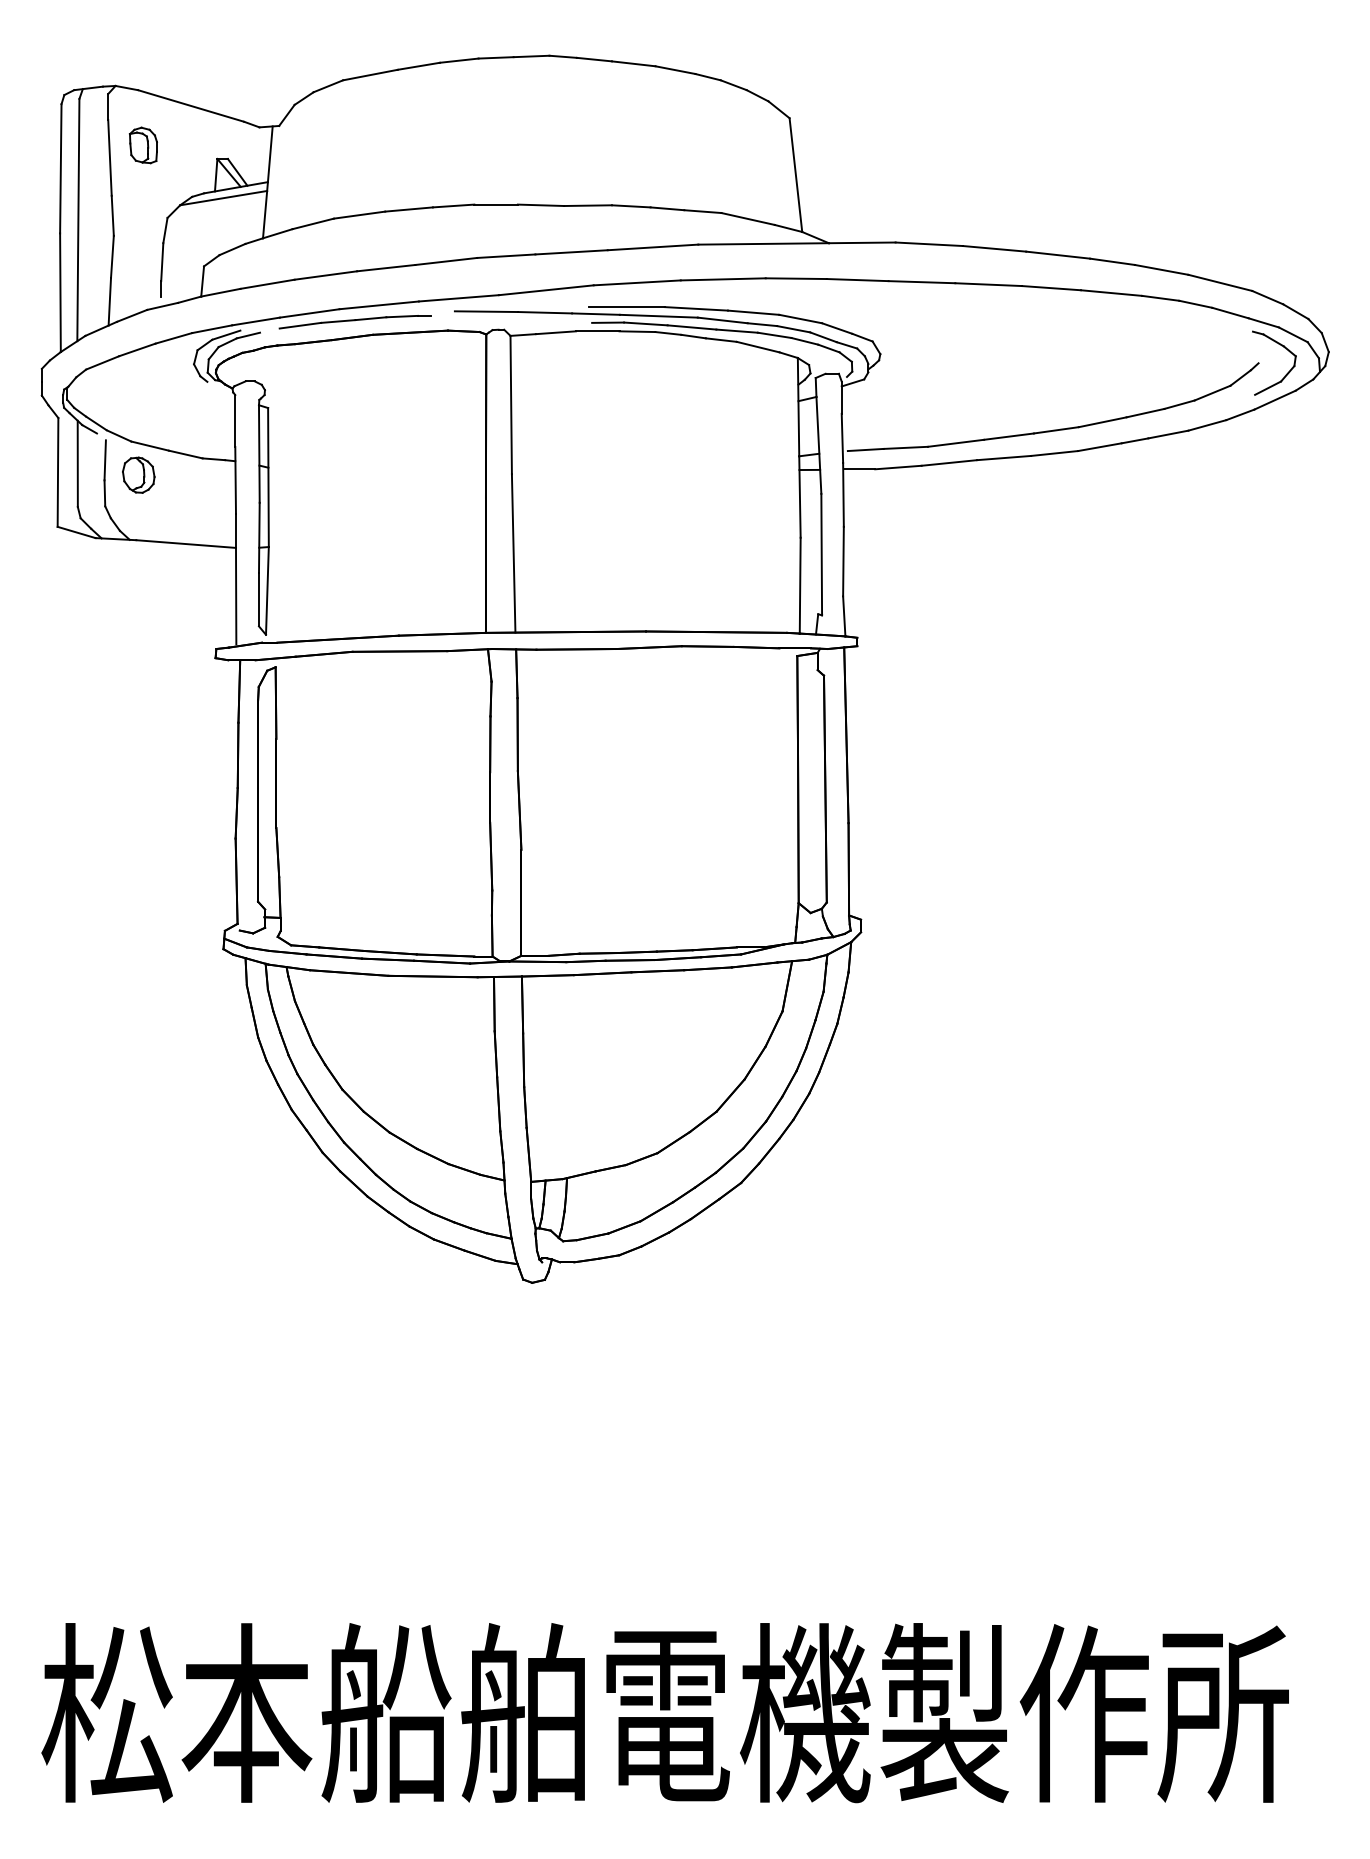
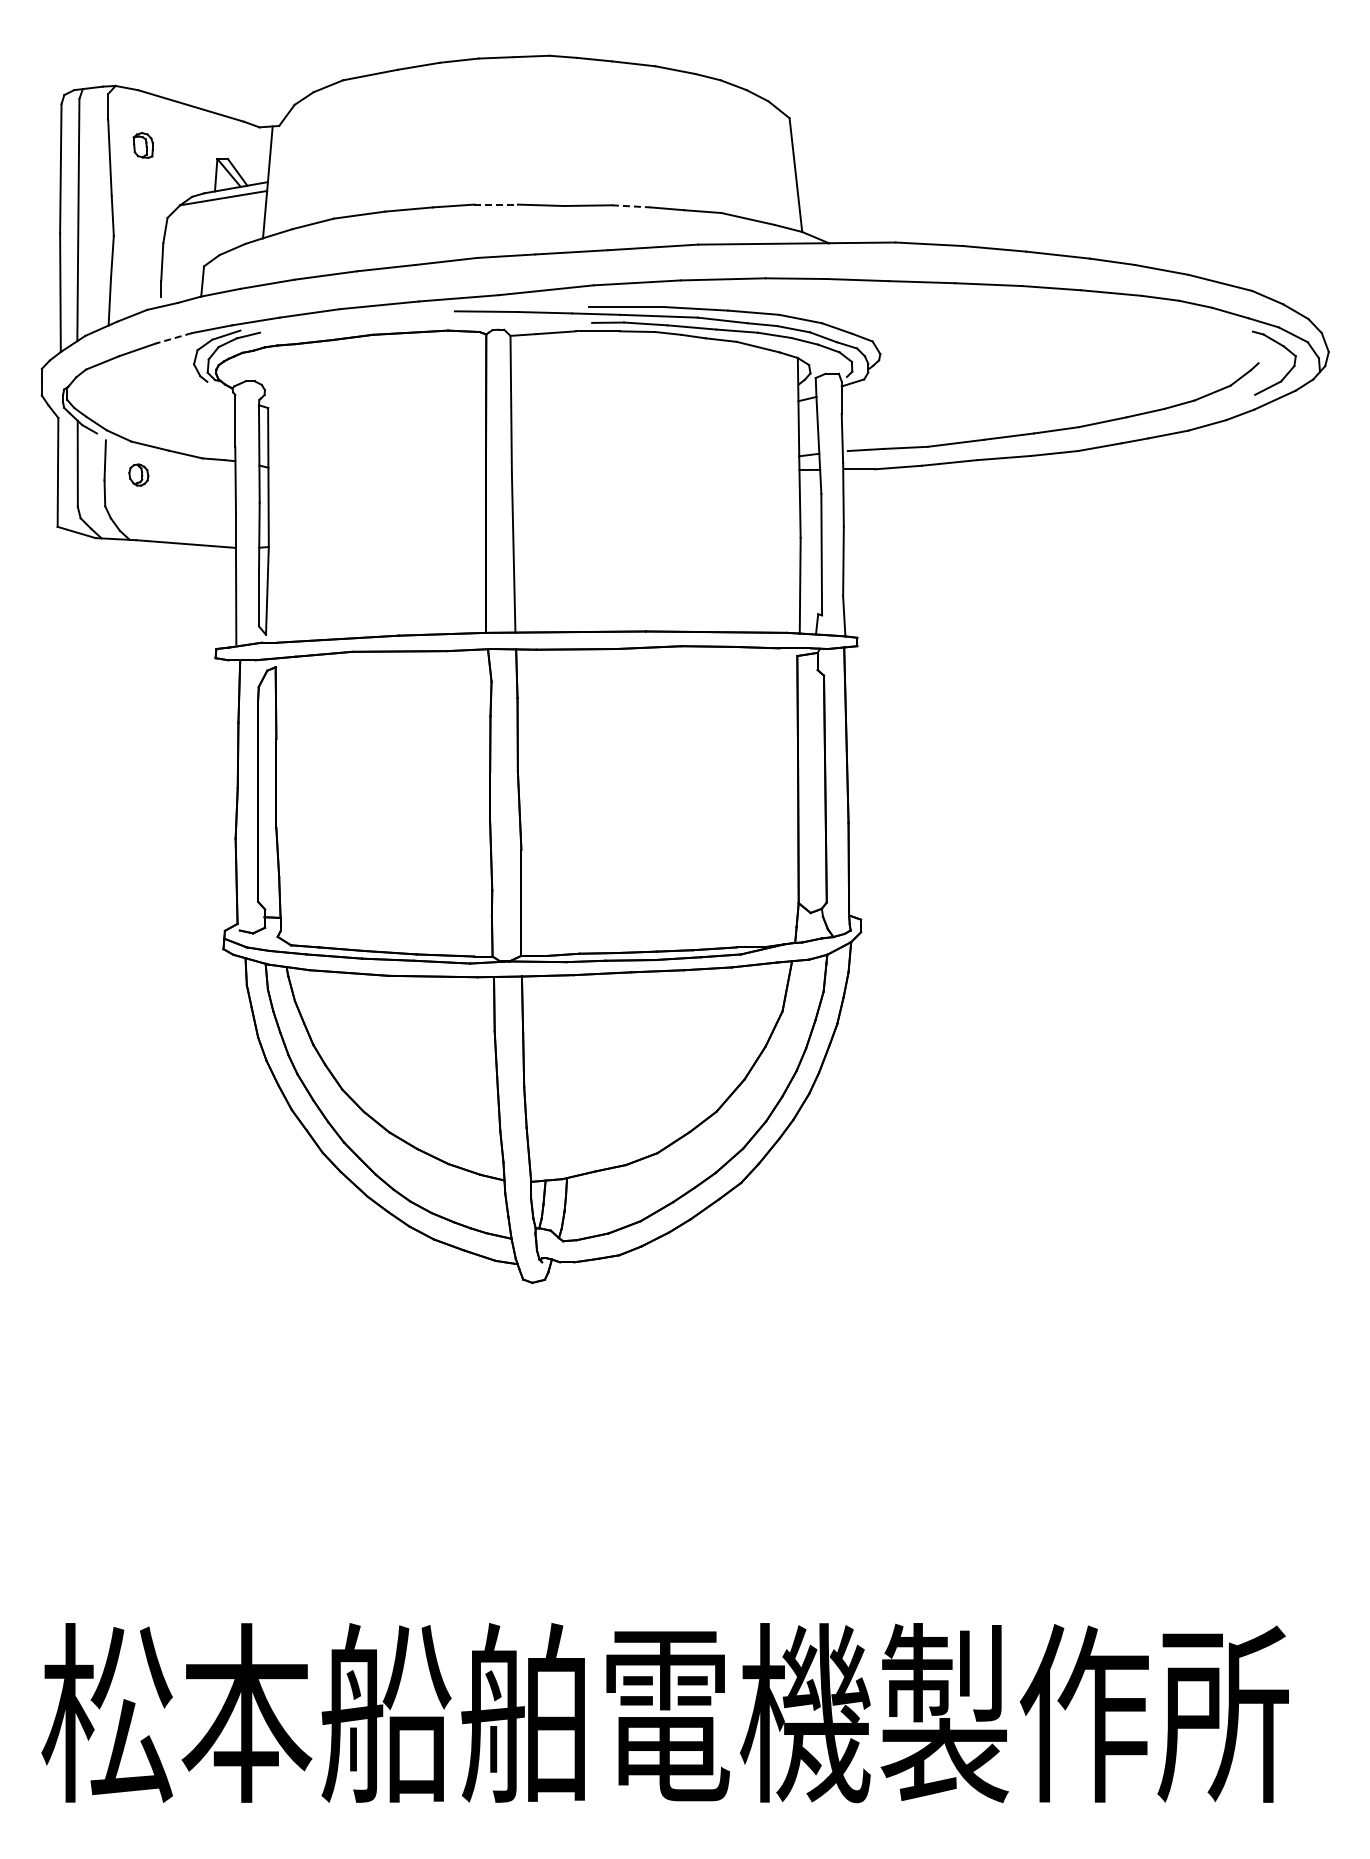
part size: 30x39 px -> 22x27 px (142, 145)
line: solid -> dashed (496, 204)
line: solid -> dashed (631, 206)
part: present -> none (354, 322)
line: solid -> dashed (173, 338)
part size: 34x38 px -> 22x24 px (138, 474)
